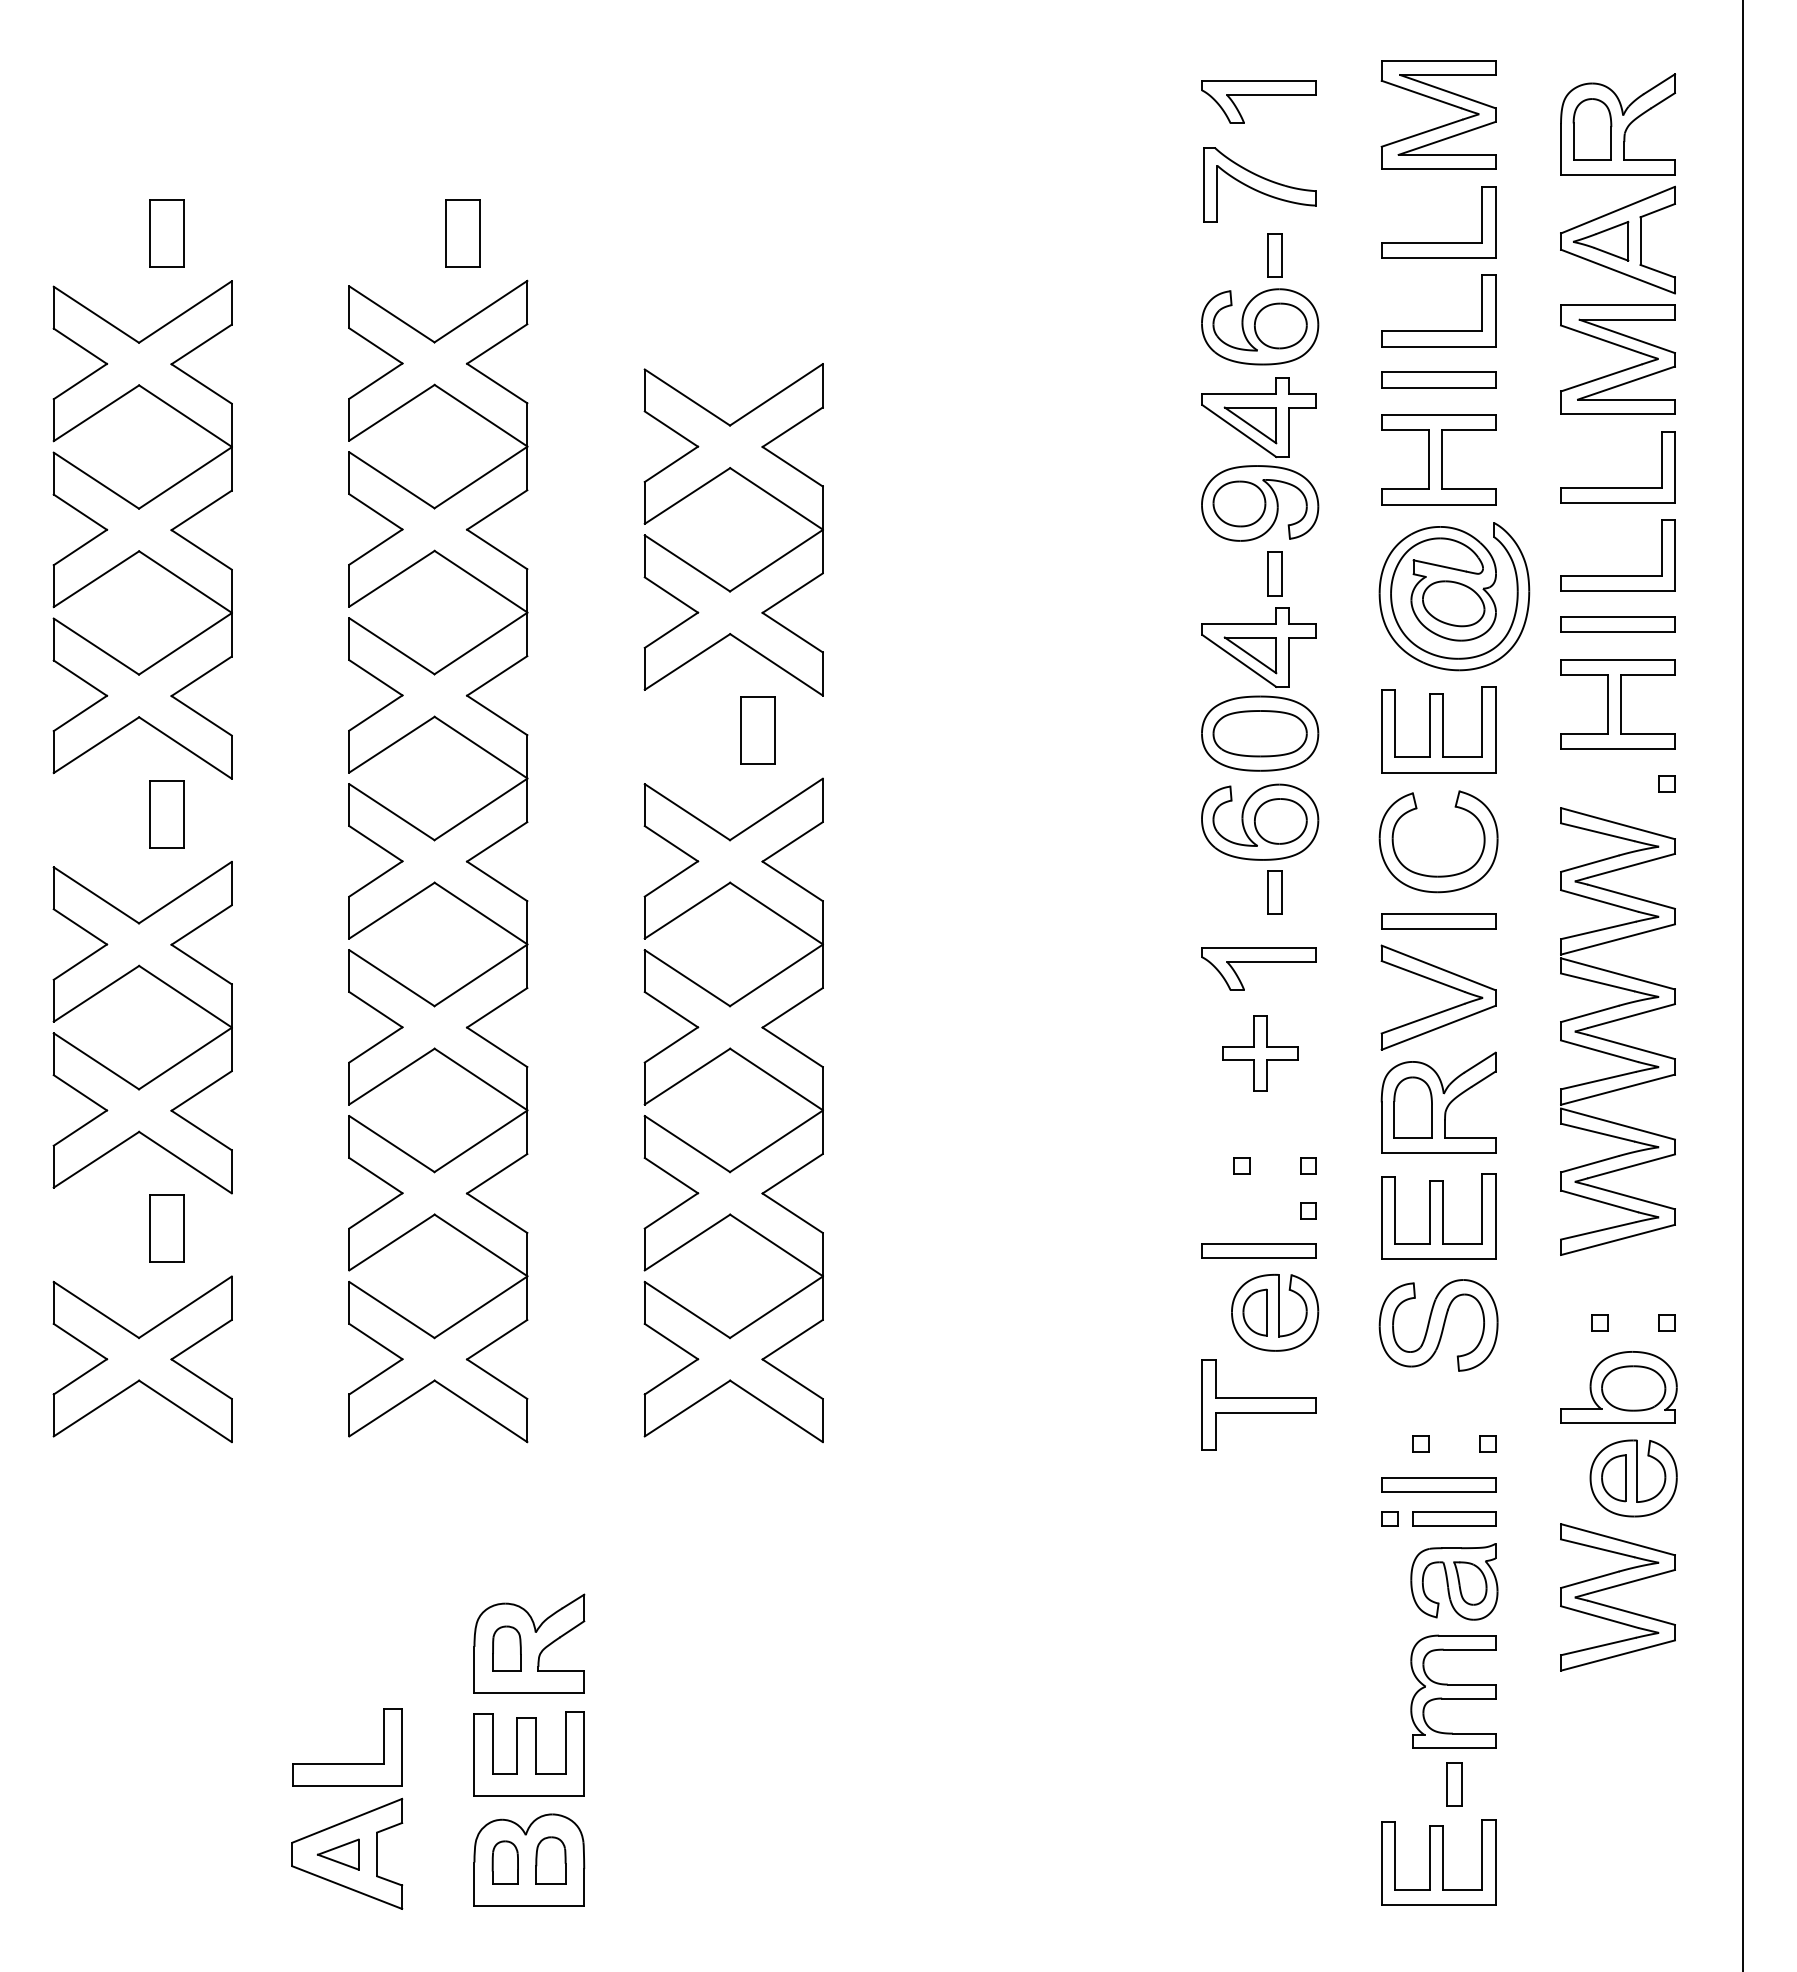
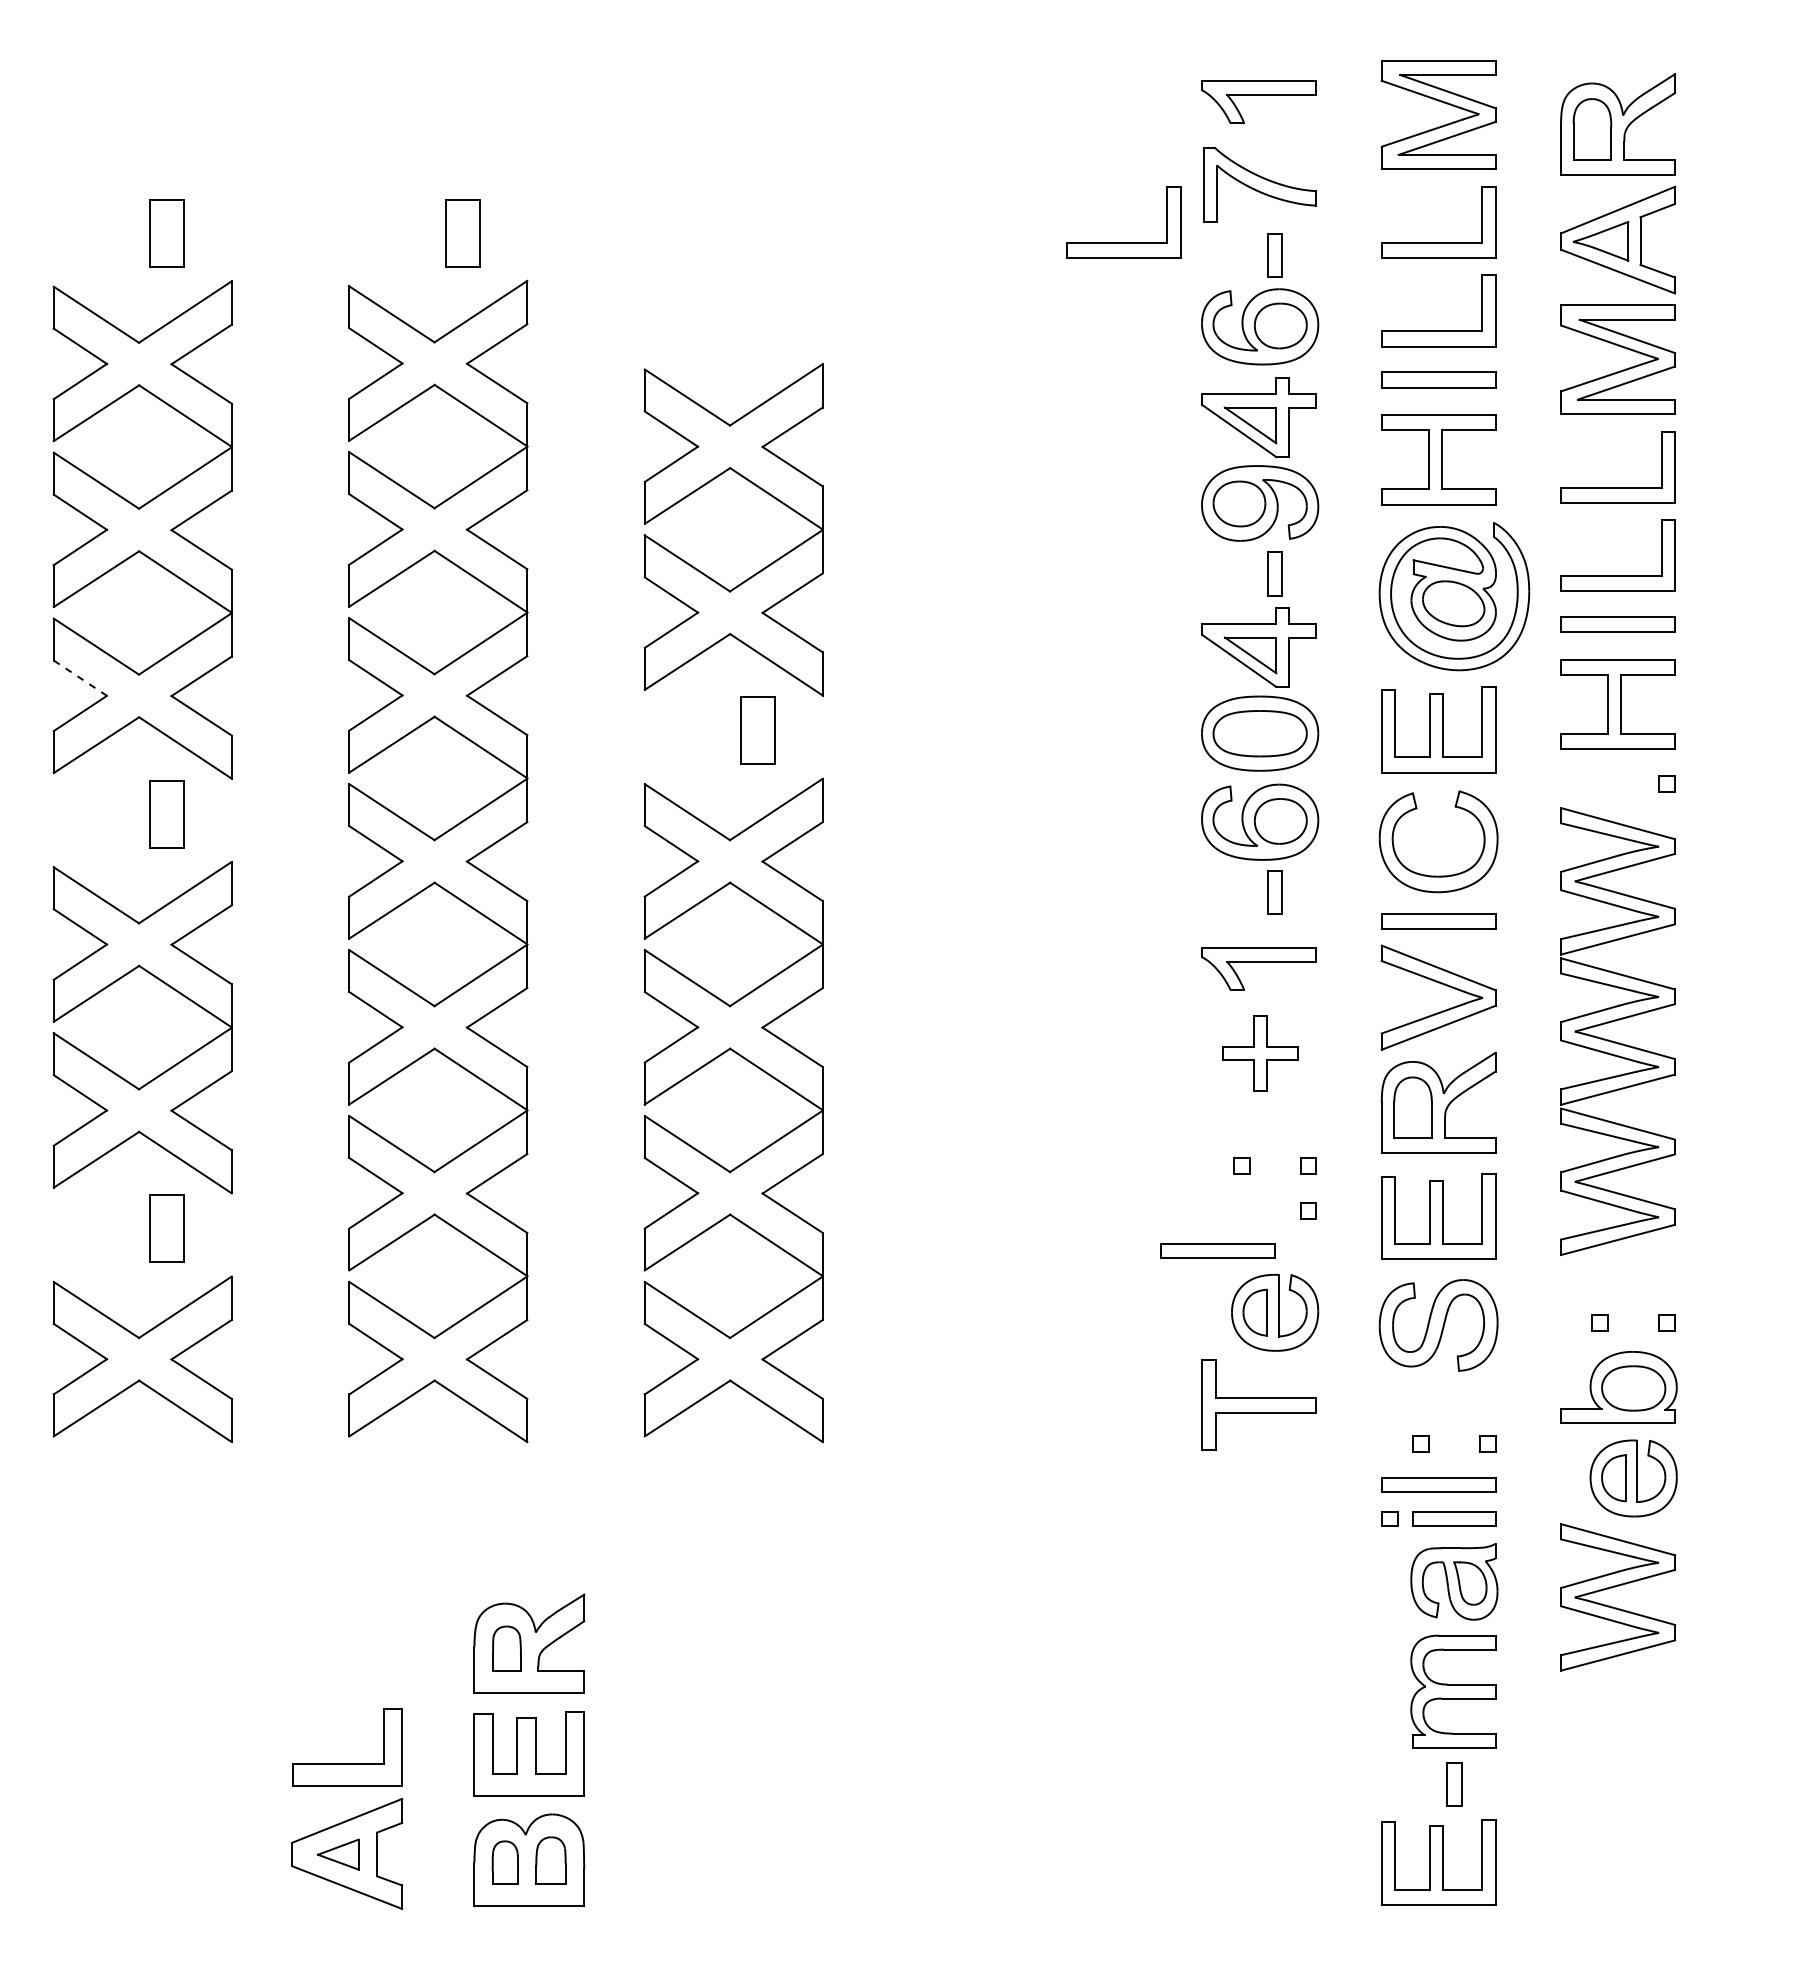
part: none -> present (1123, 242)
line: solid -> dashed (80, 678)
line: present -> none (1743, 985)
part position: (1258, 1250) -> (1217, 1250) (1217, 1250)
